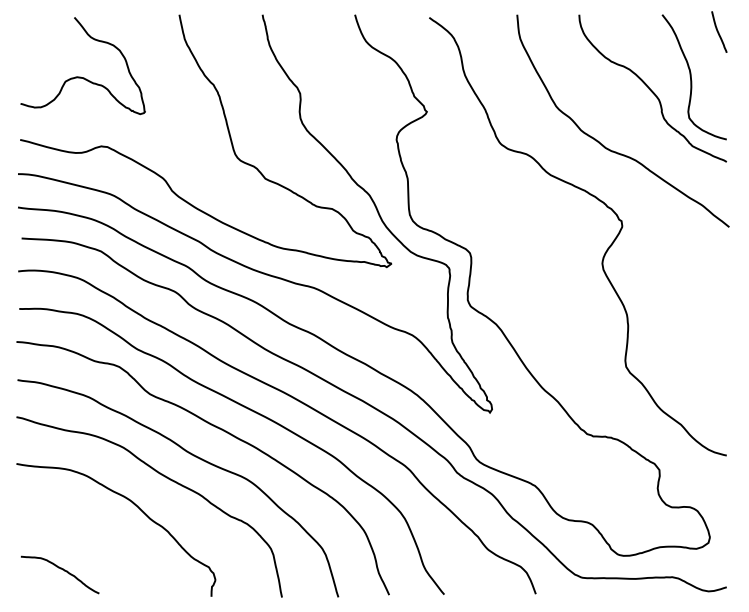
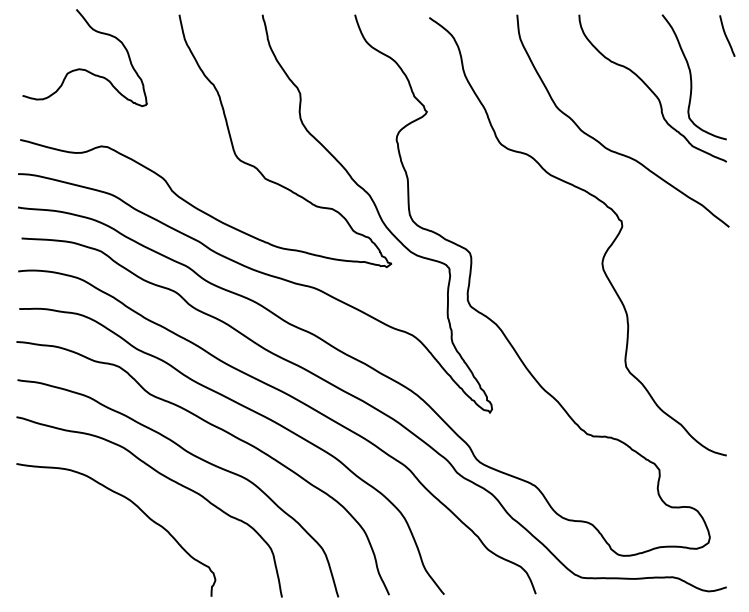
curve position: (718, 31) -> (726, 35) (726, 35)
curve position: (80, 76) -> (82, 68) (82, 68)
curve: present -> none (62, 570)
